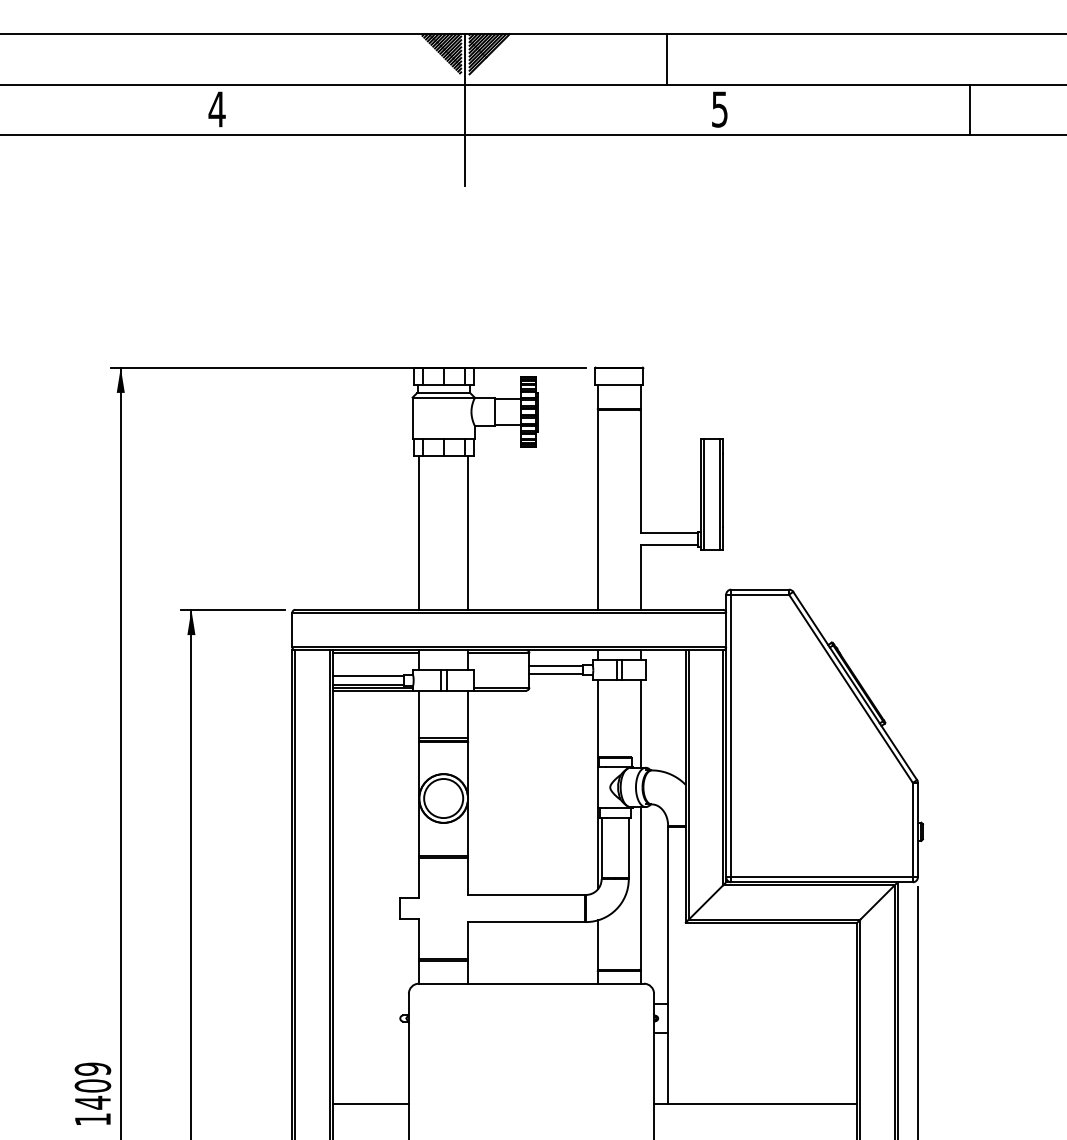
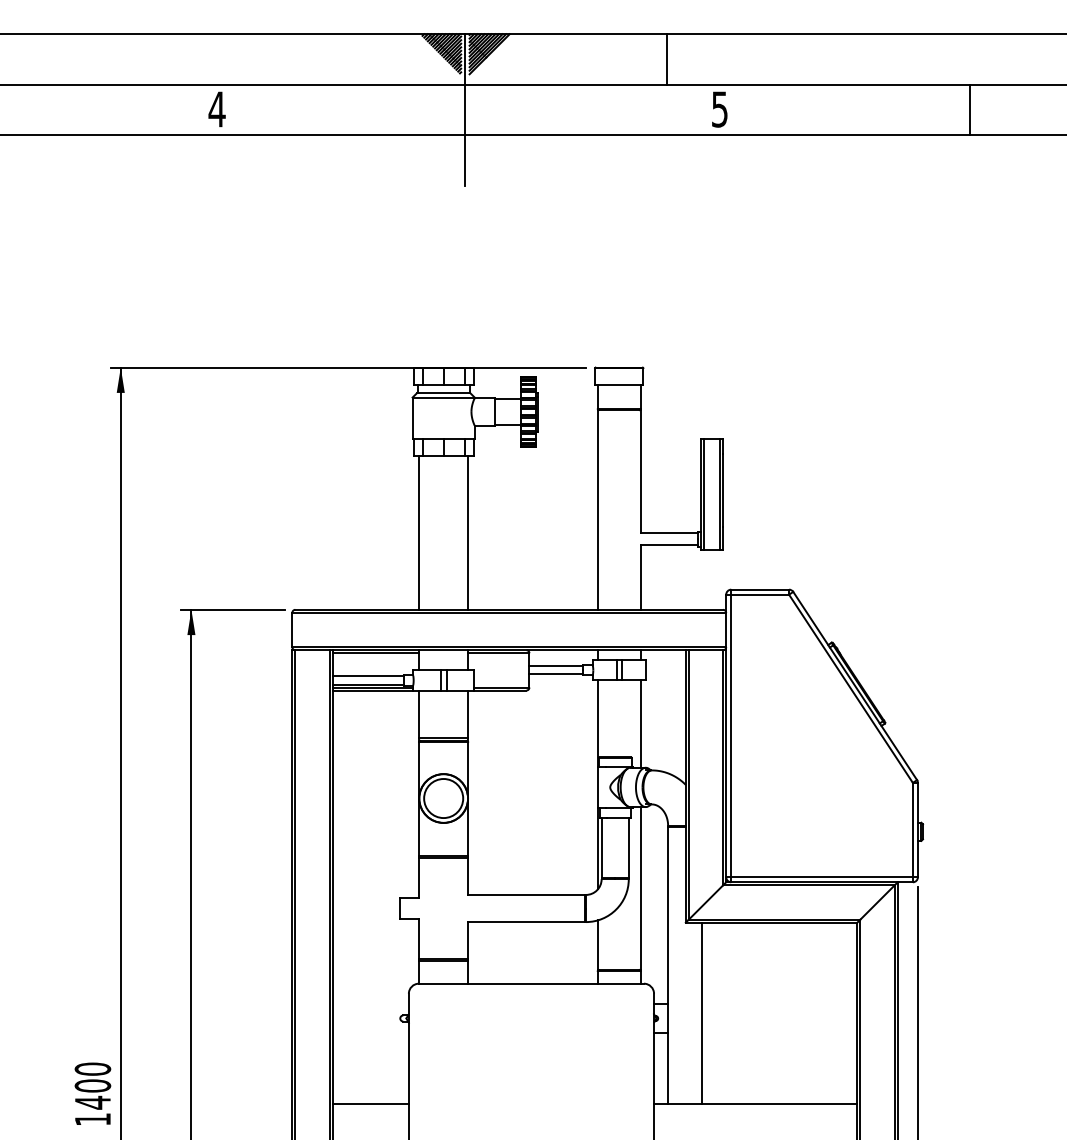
line: none -> present (702, 1013)
text: 1409 -> 1400 (92, 1068)
